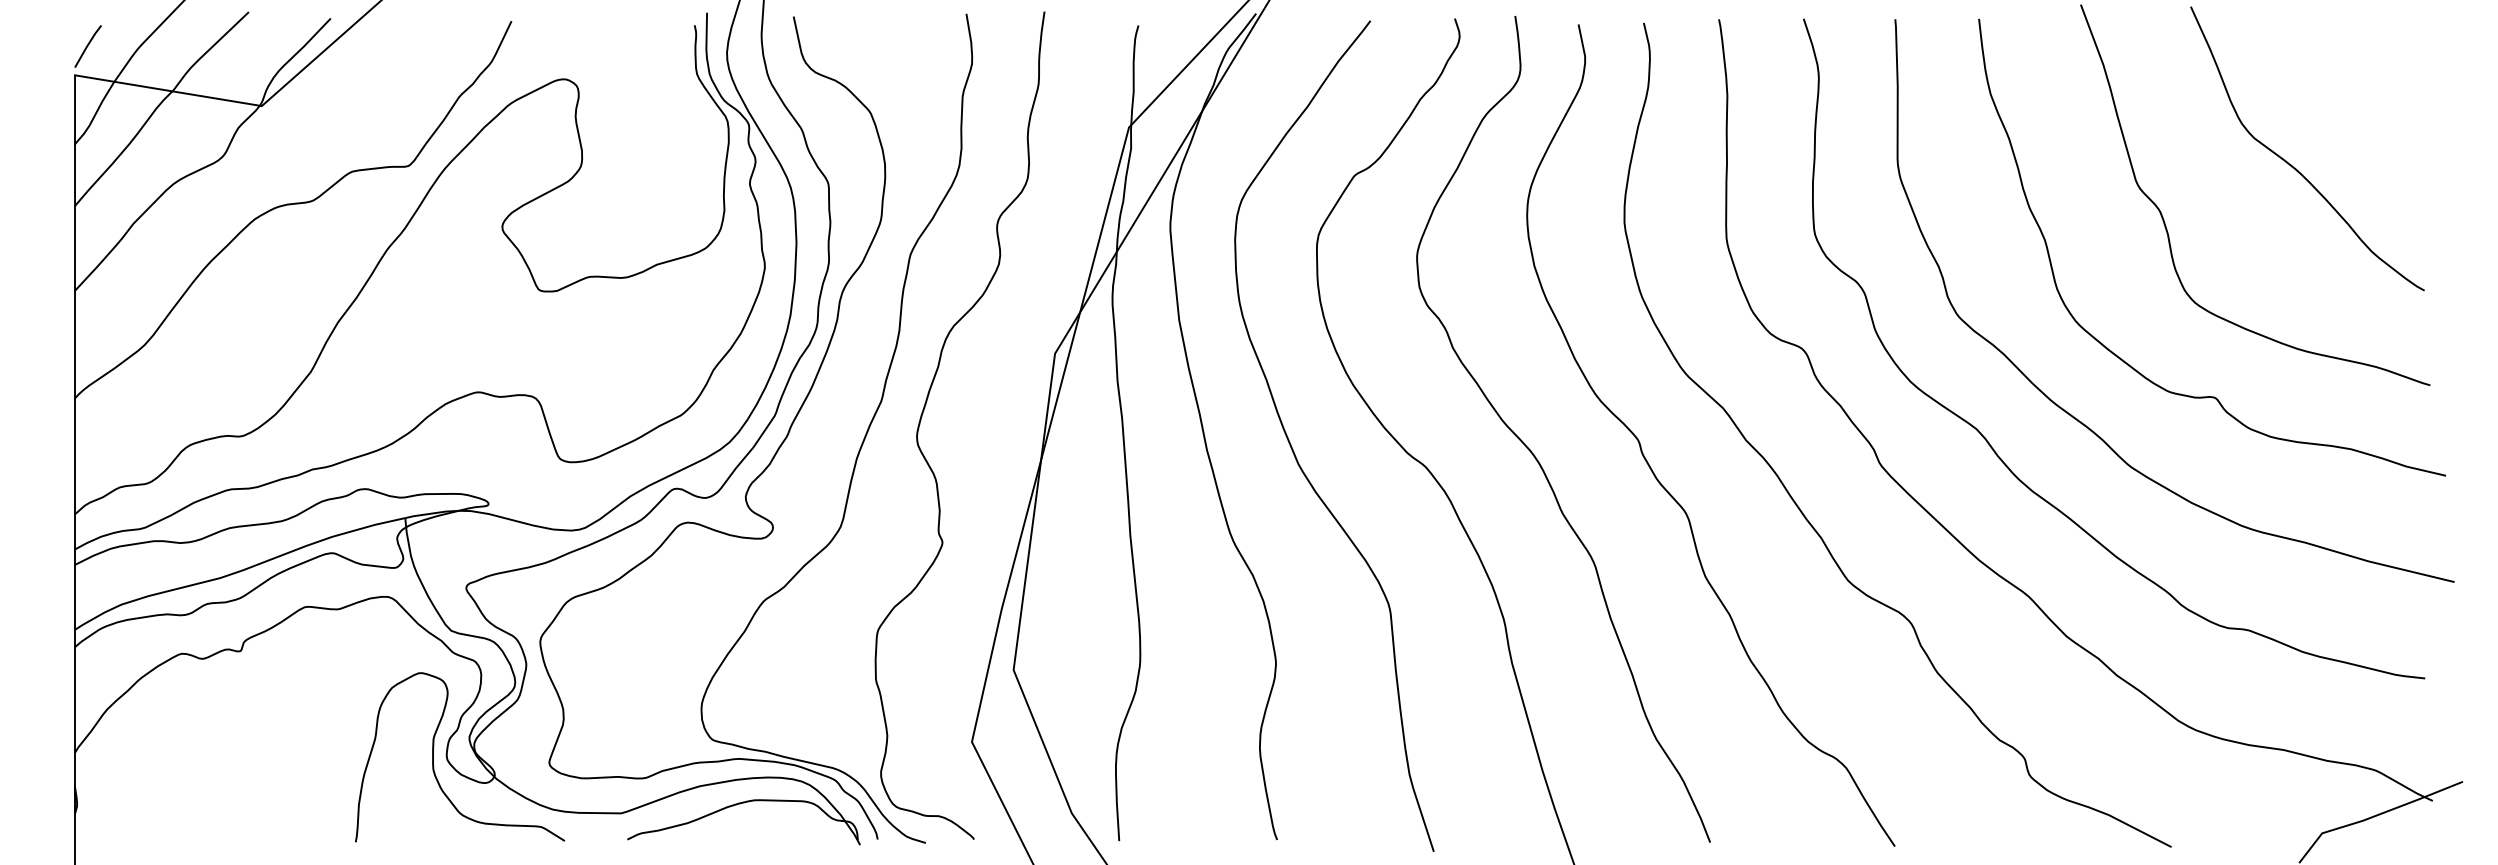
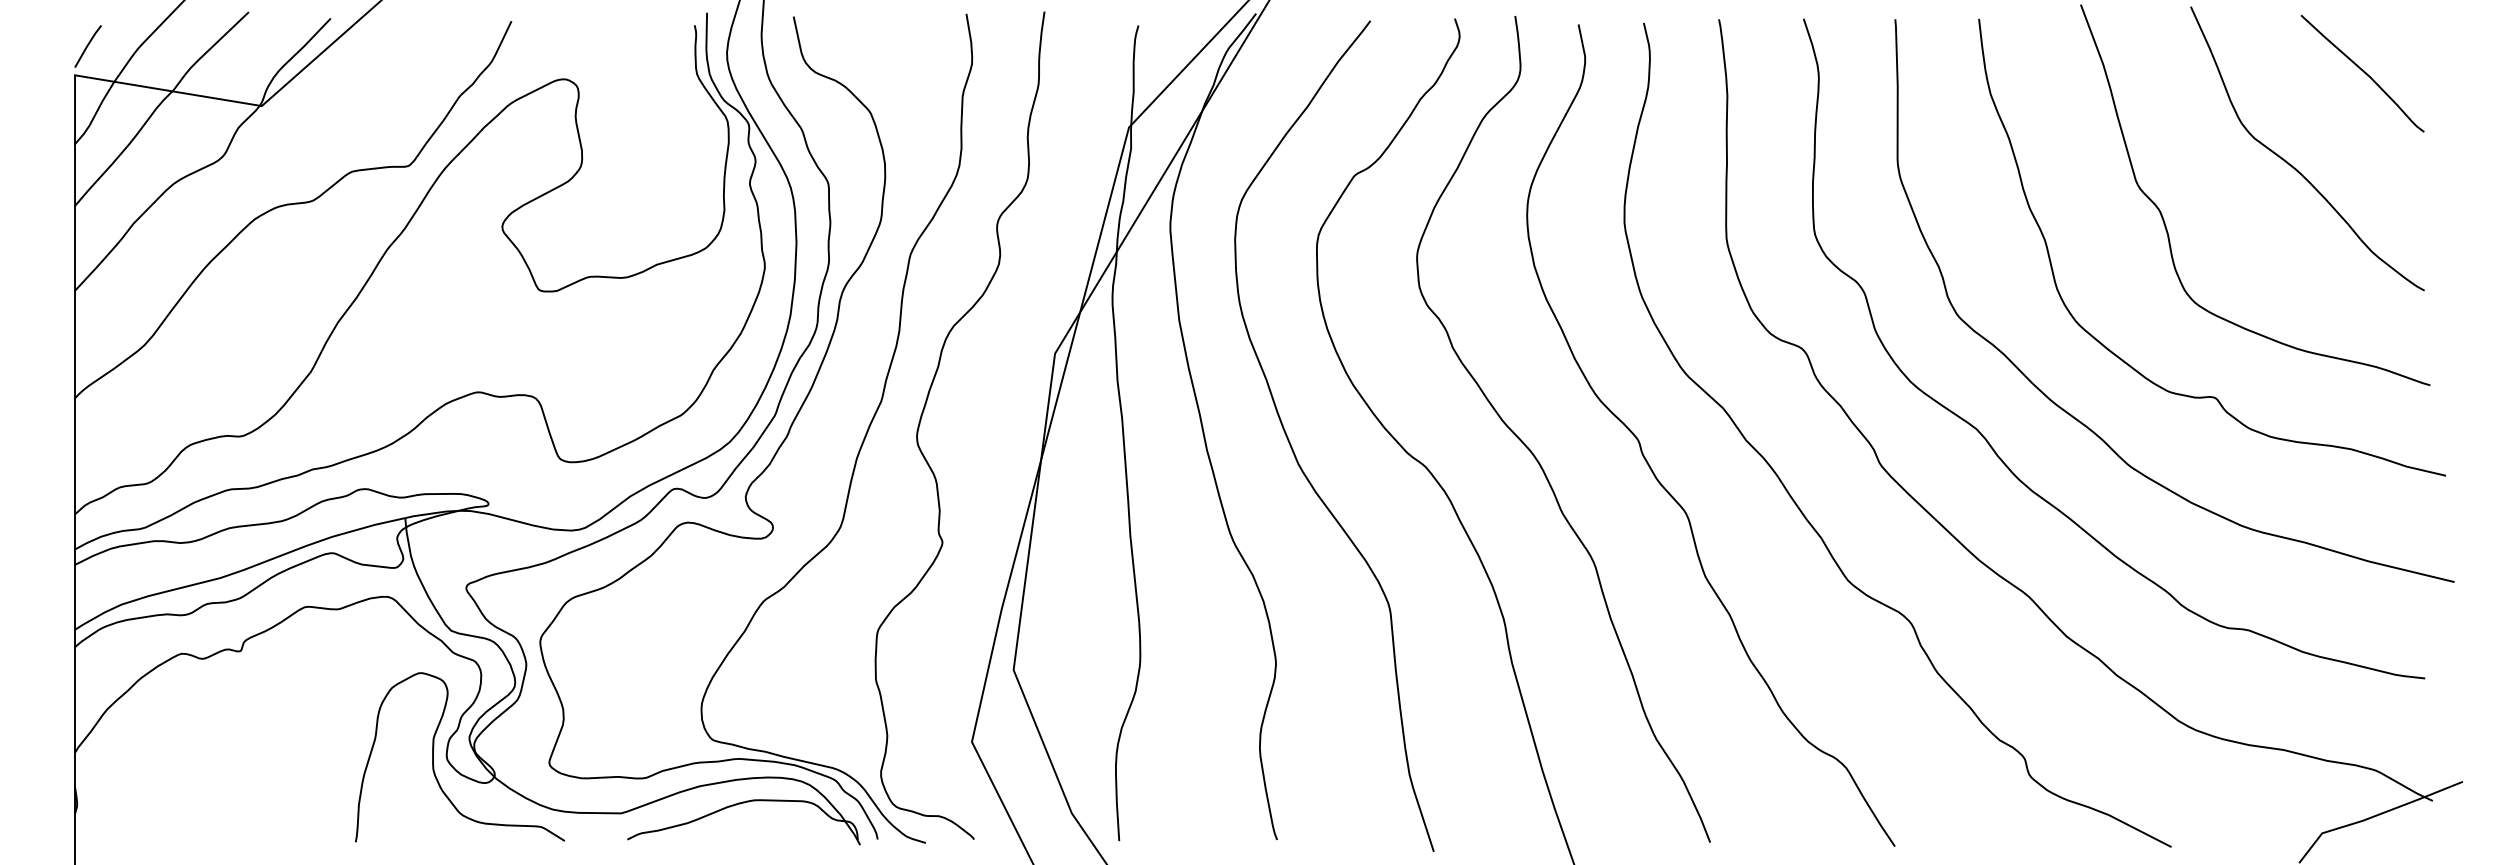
curve: none -> present (2363, 72)
